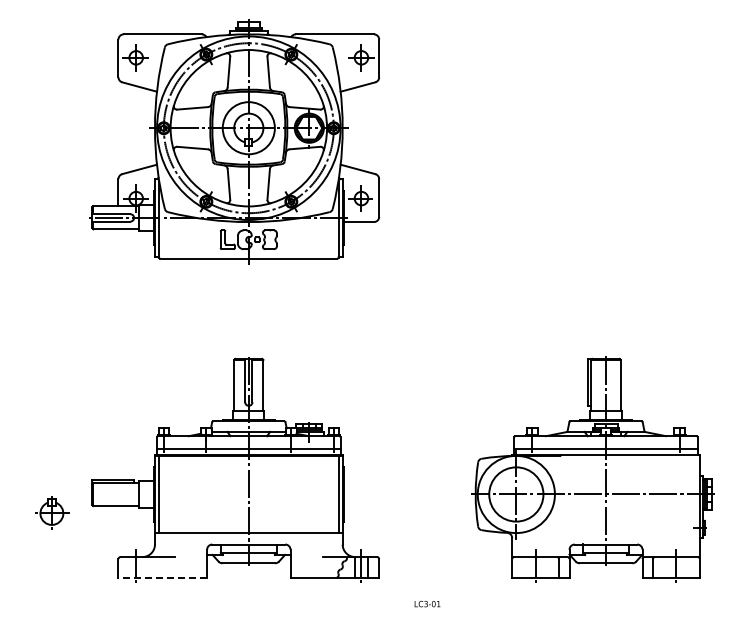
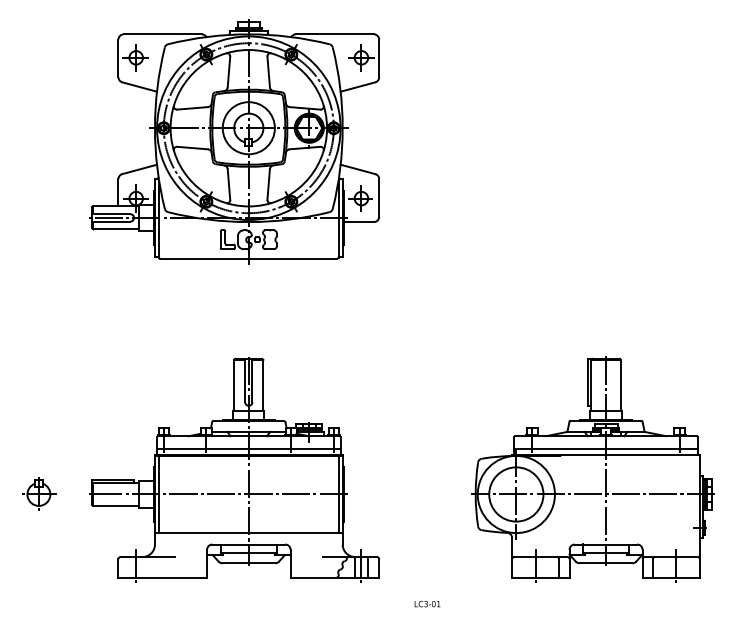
line: none -> present (218, 494)
part position: (52, 512) -> (39, 493) (39, 493)
line: dashed -> solid (162, 577)
